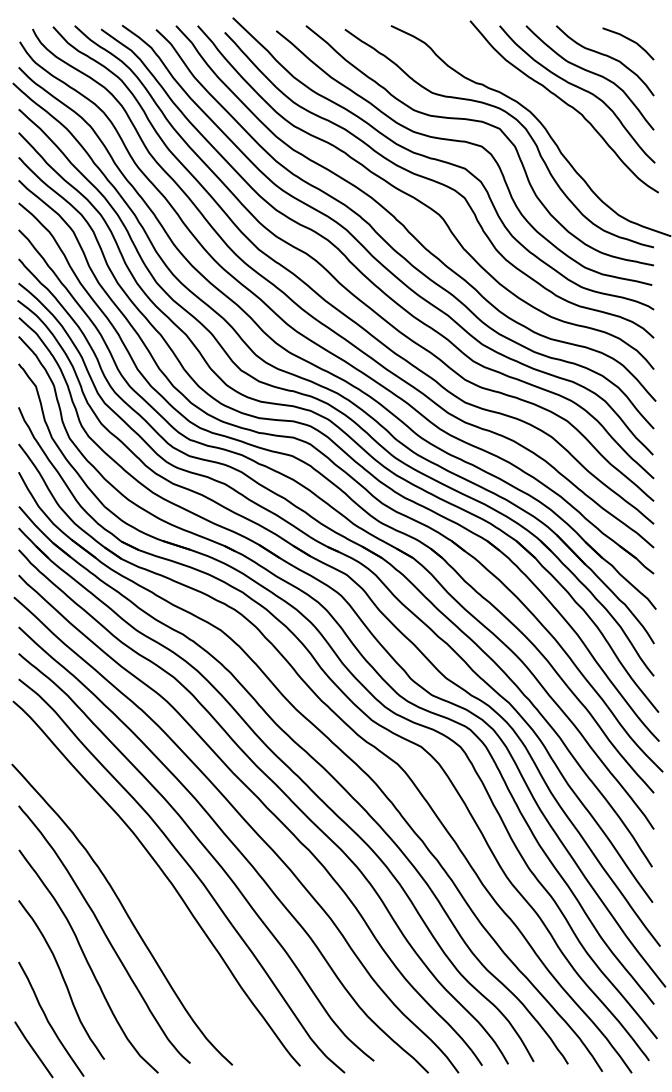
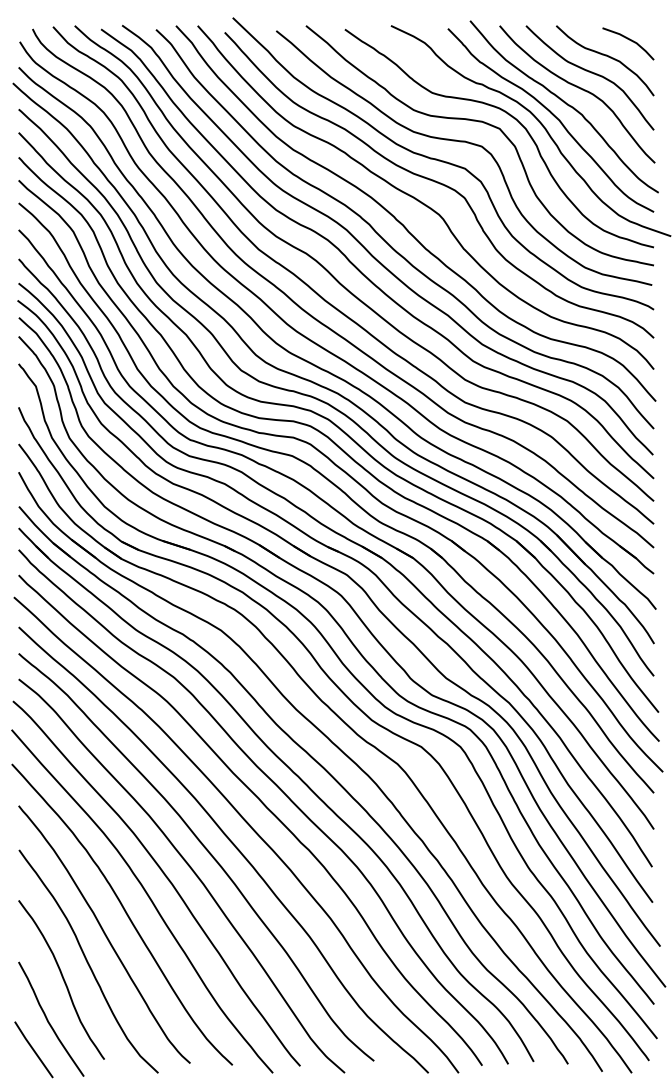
curve: none -> present (553, 116)
curve: none -> present (147, 896)
